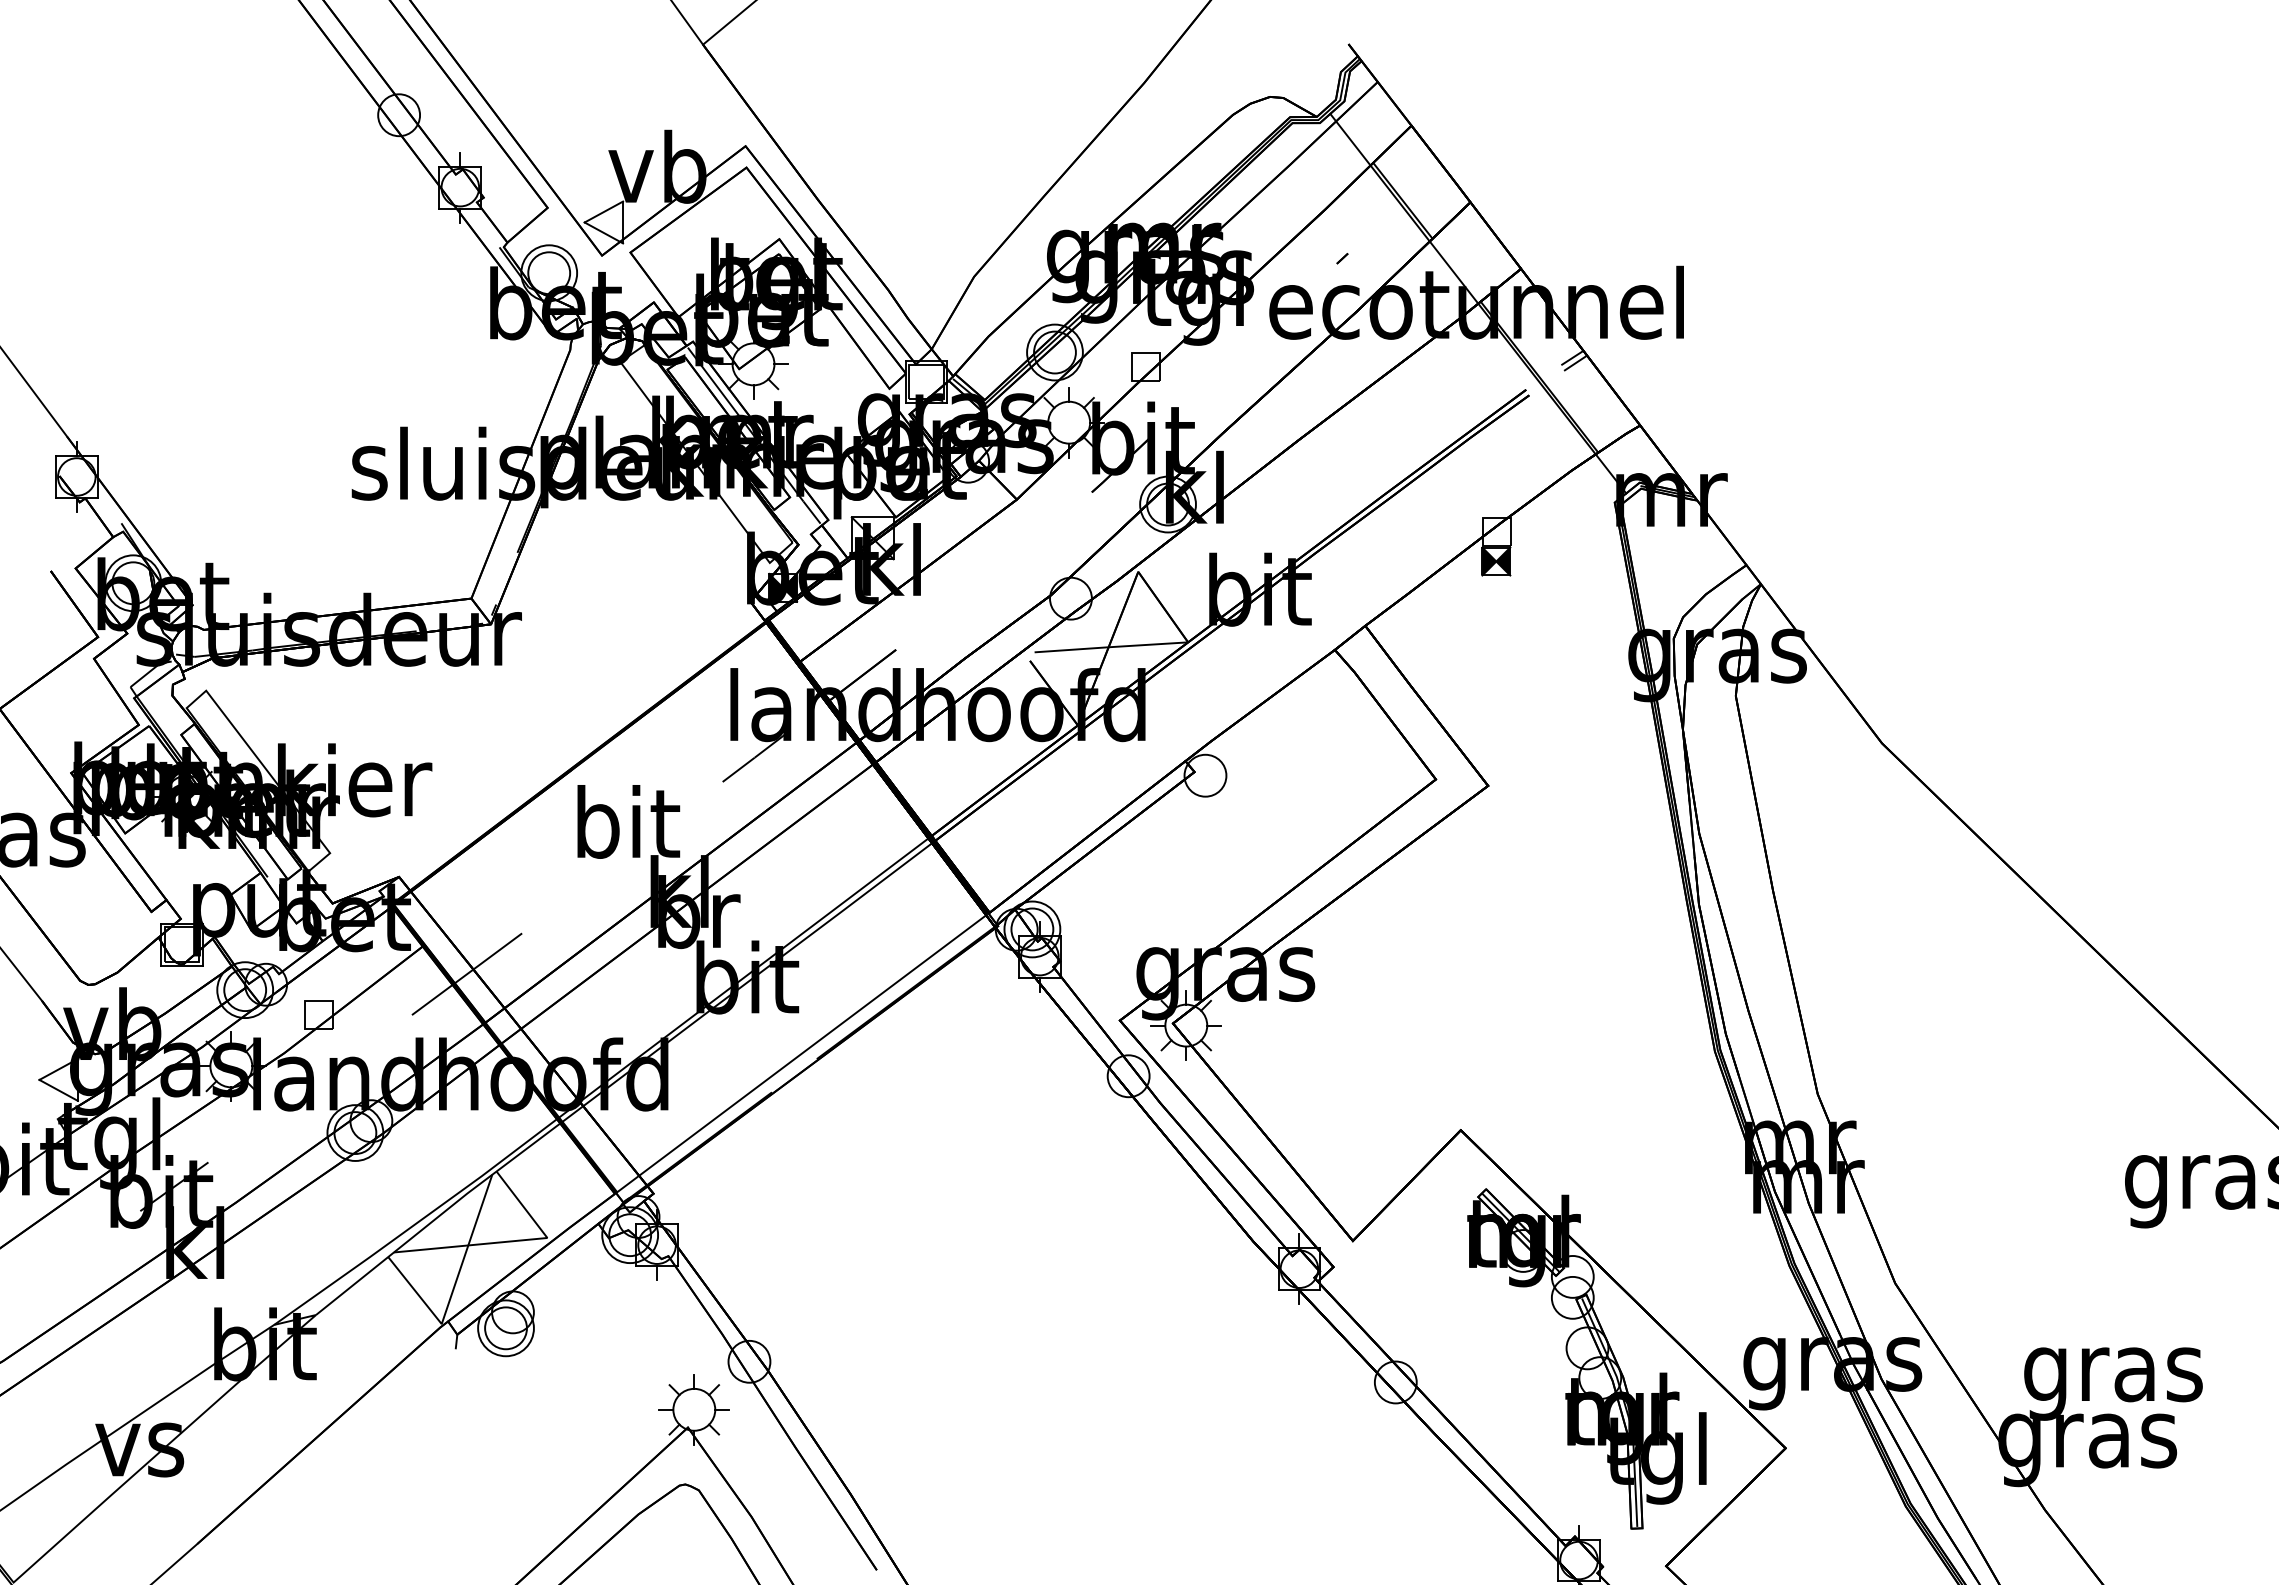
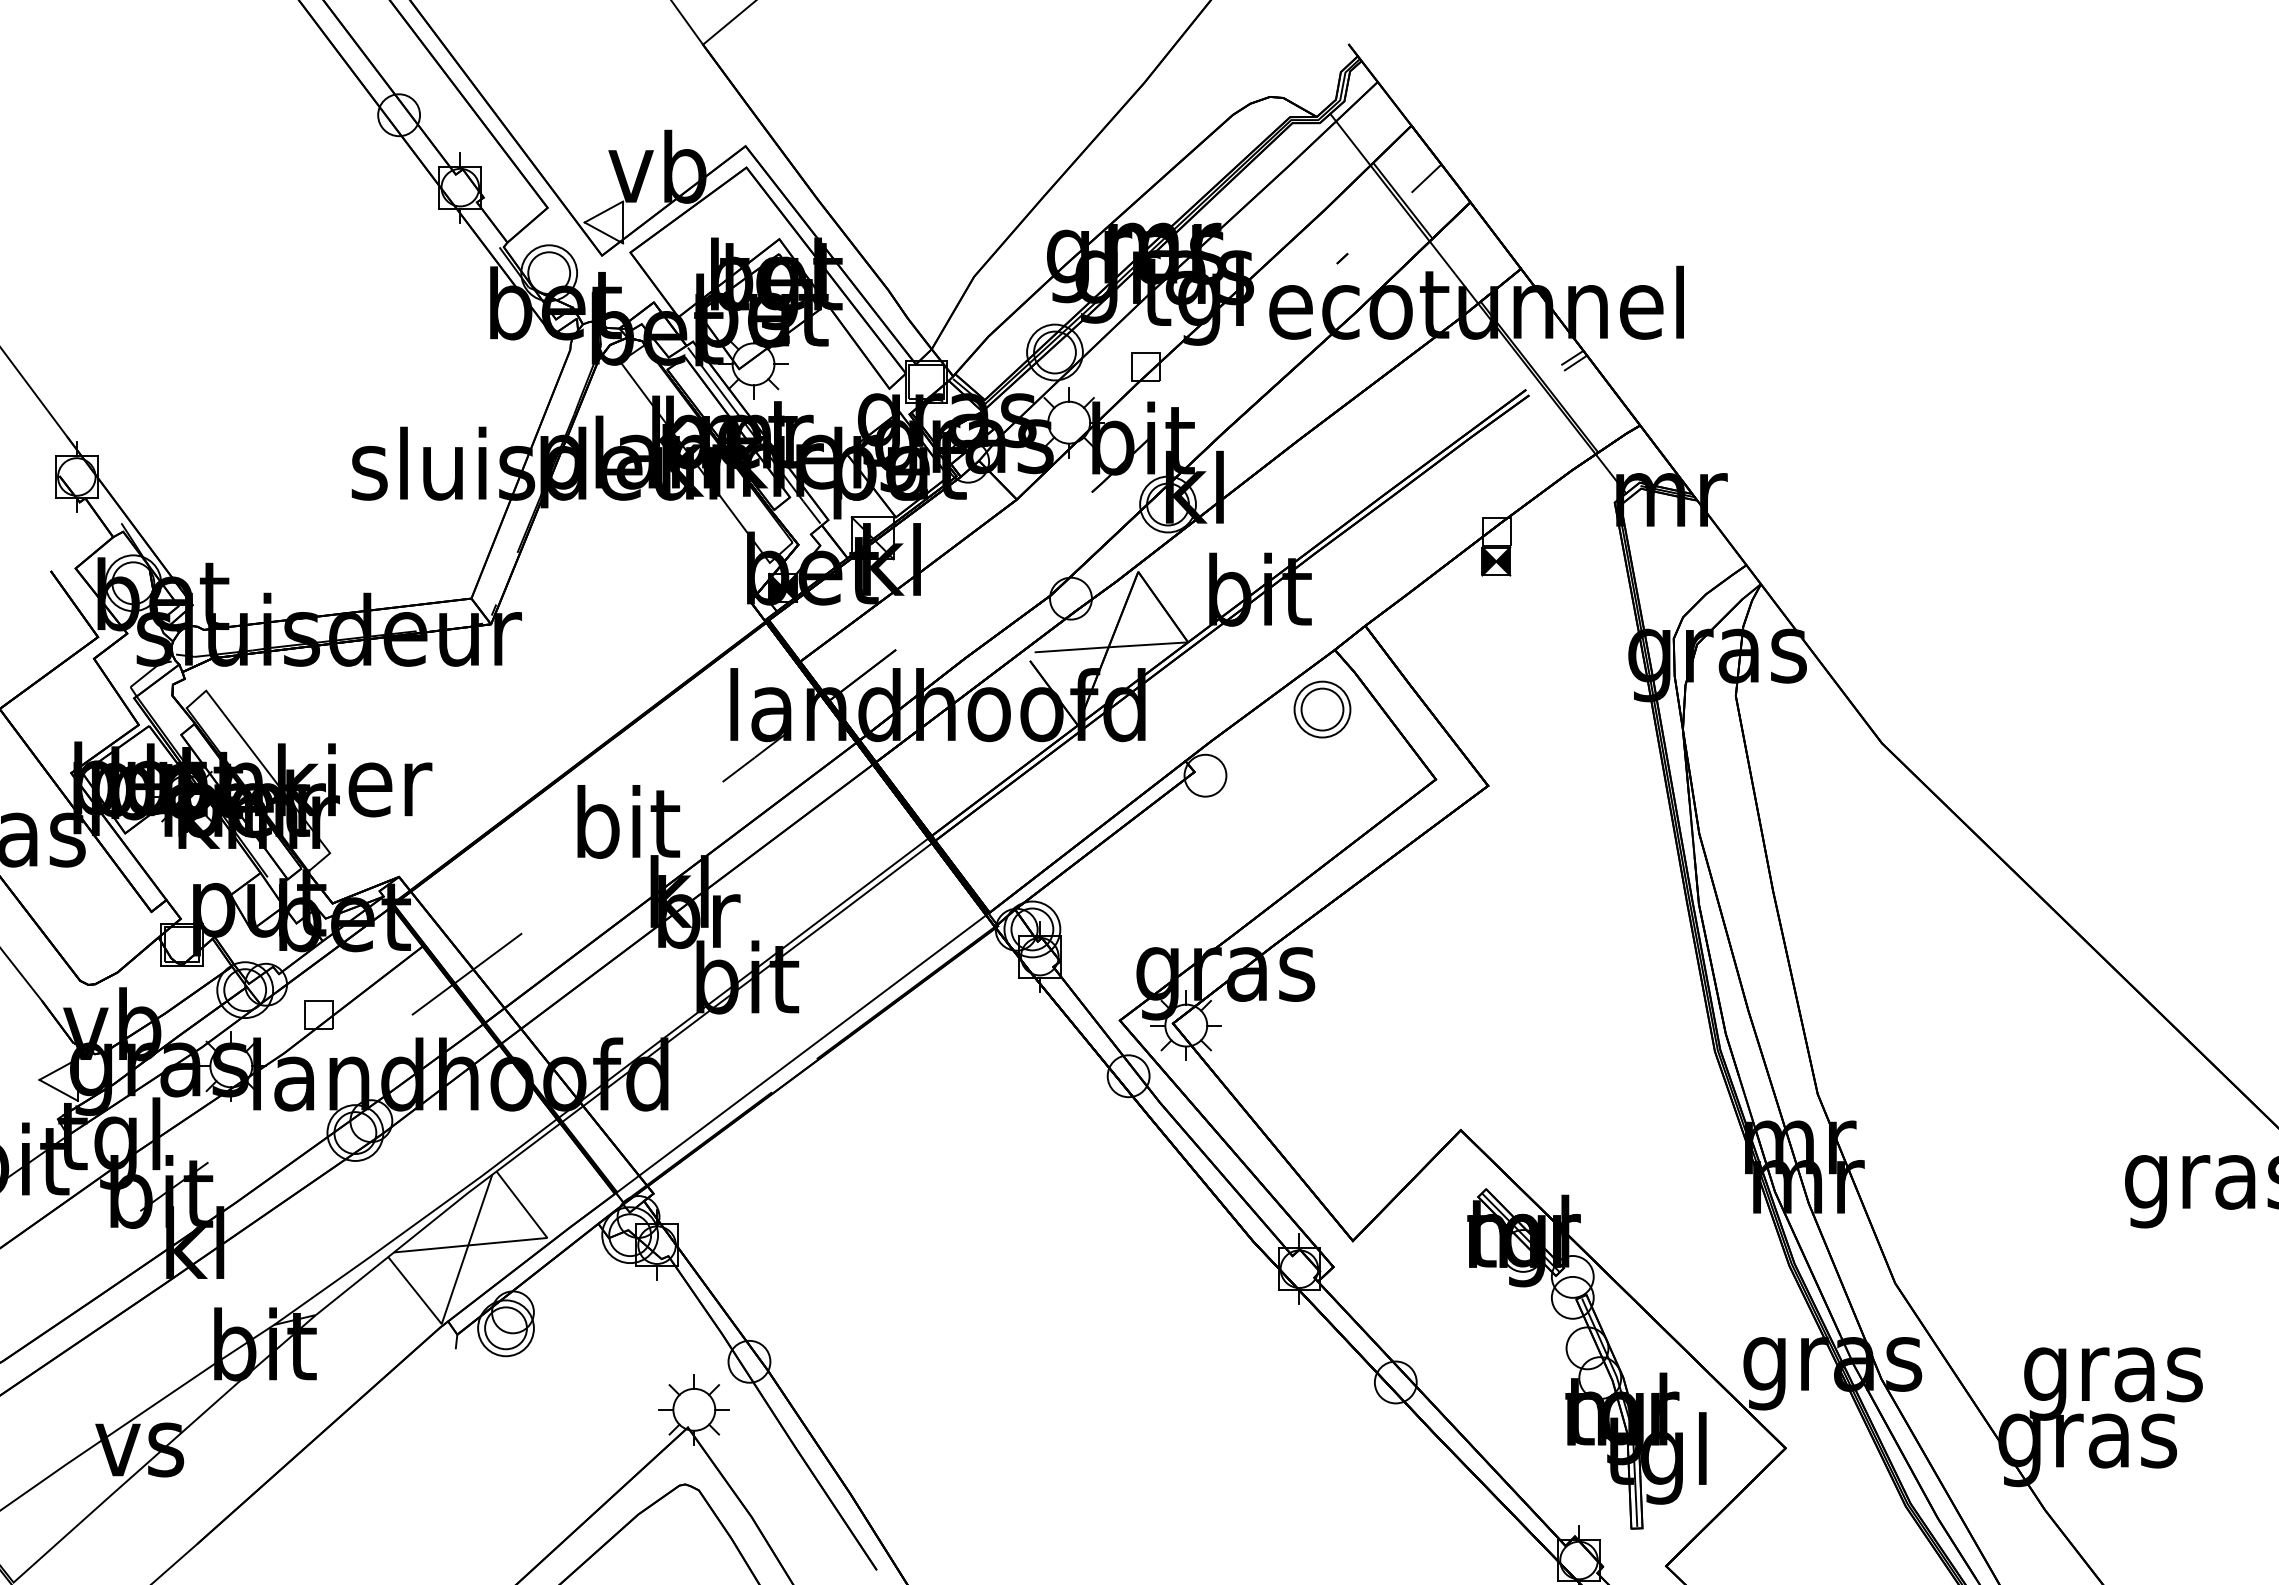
line: none -> present (1426, 178)
part: none -> present (1322, 709)
